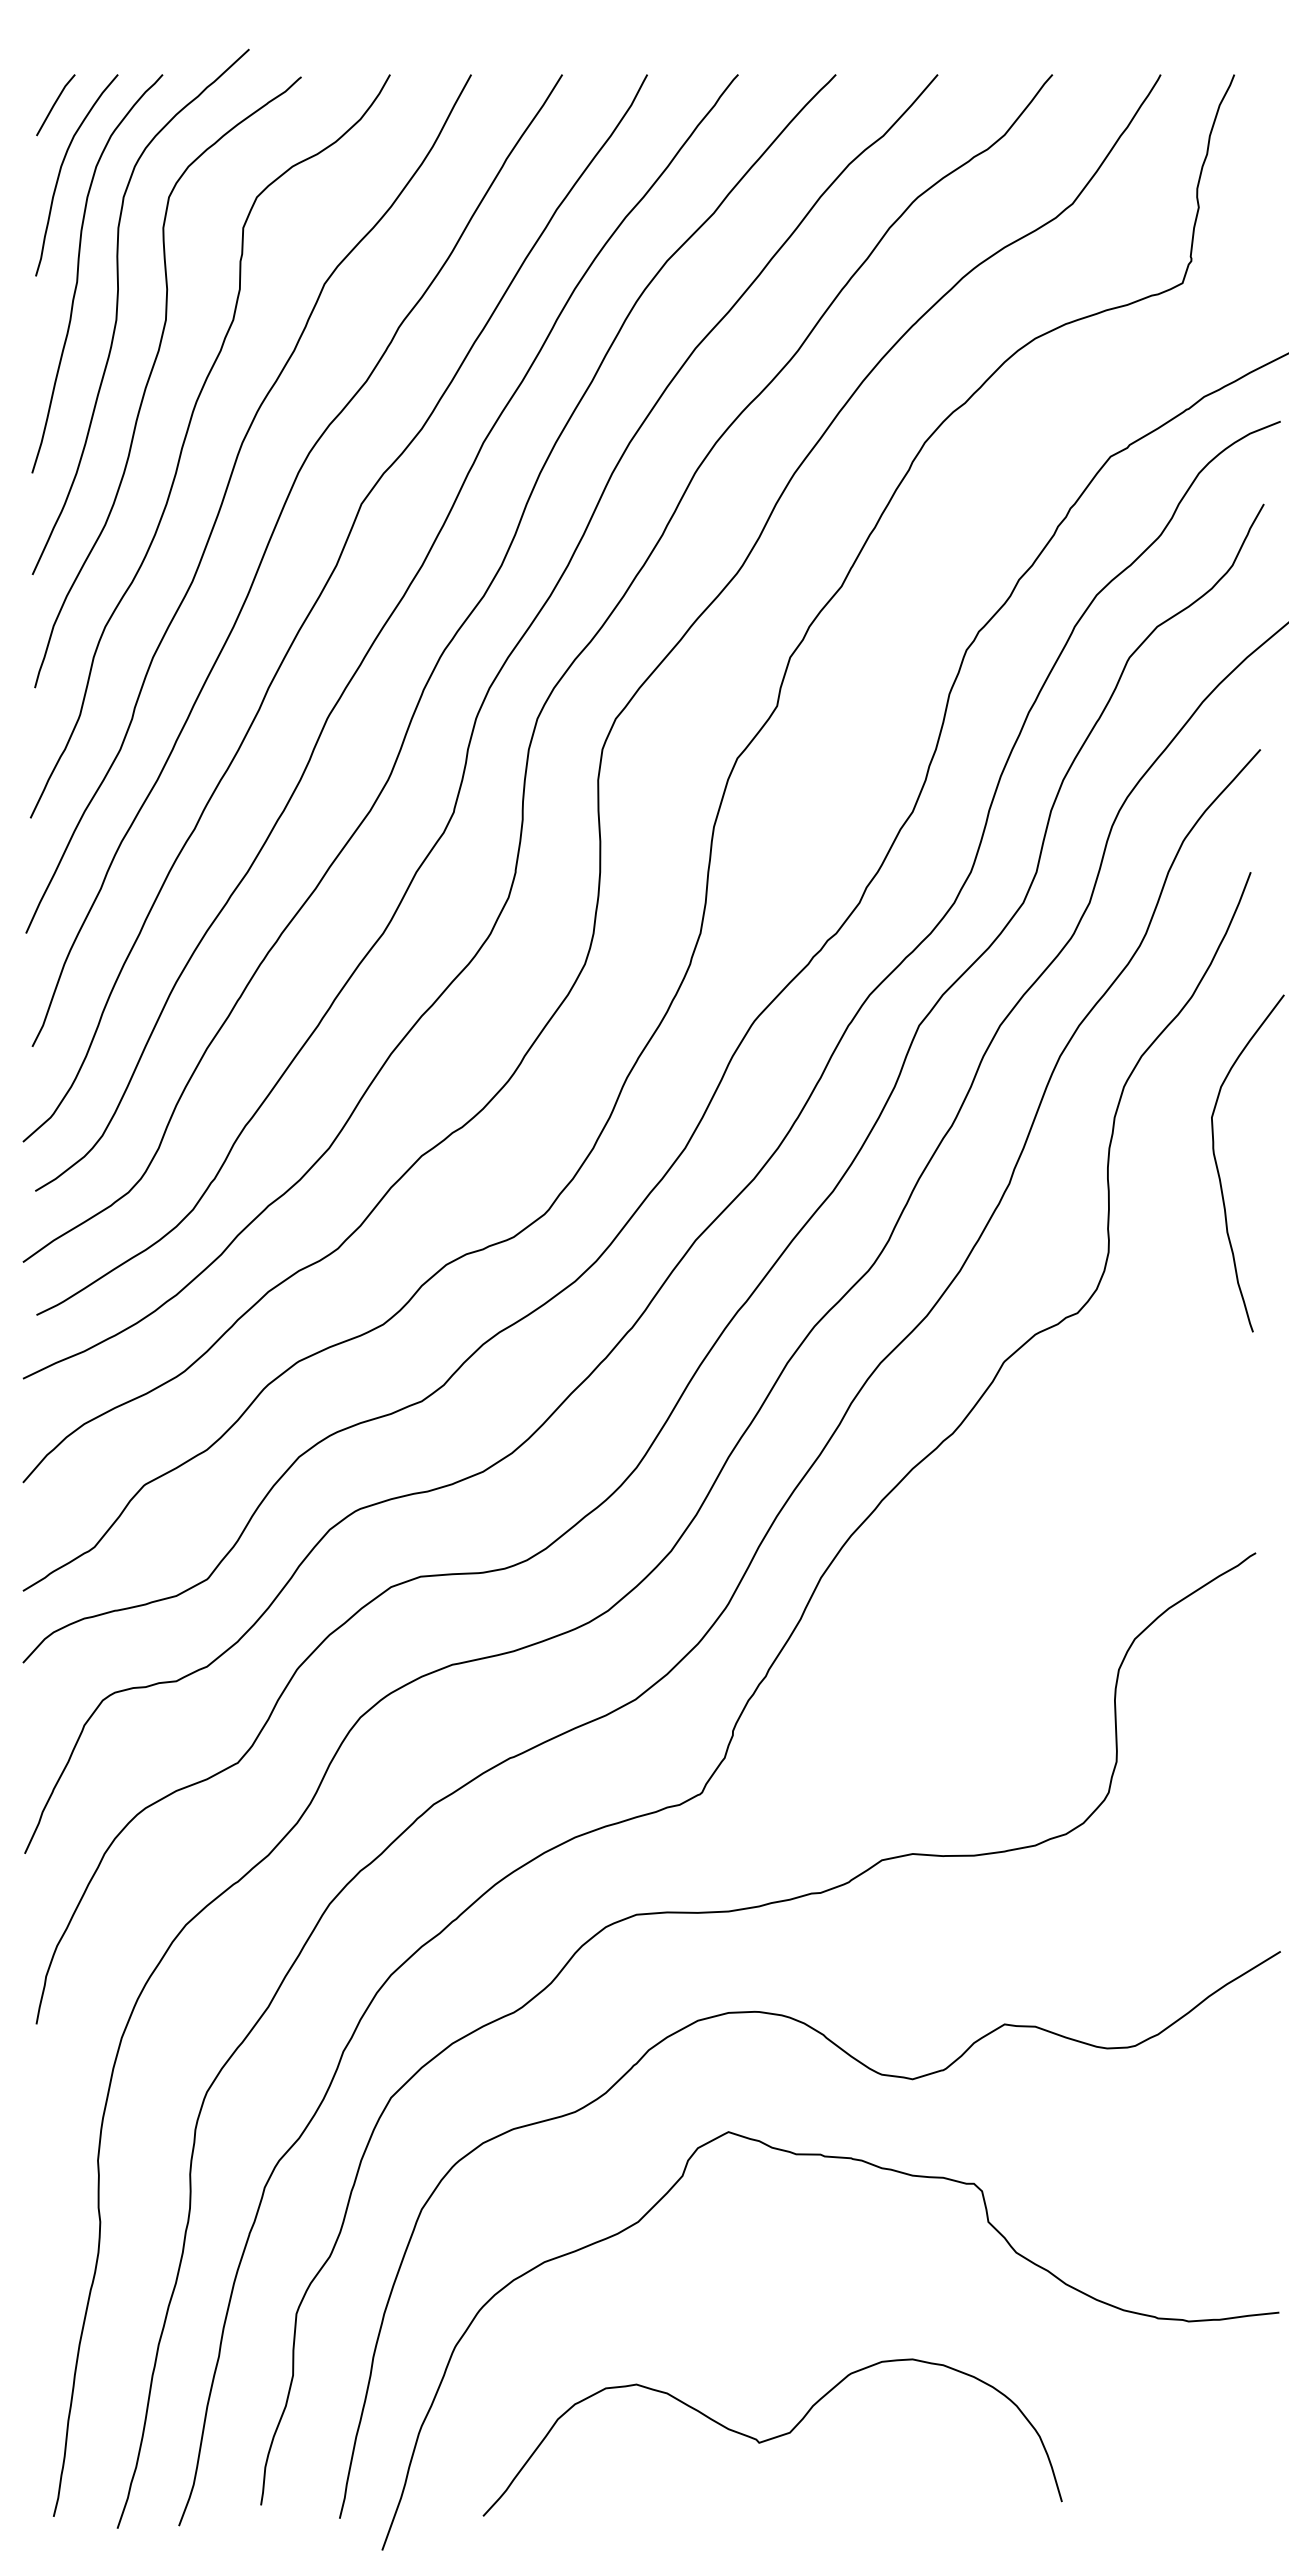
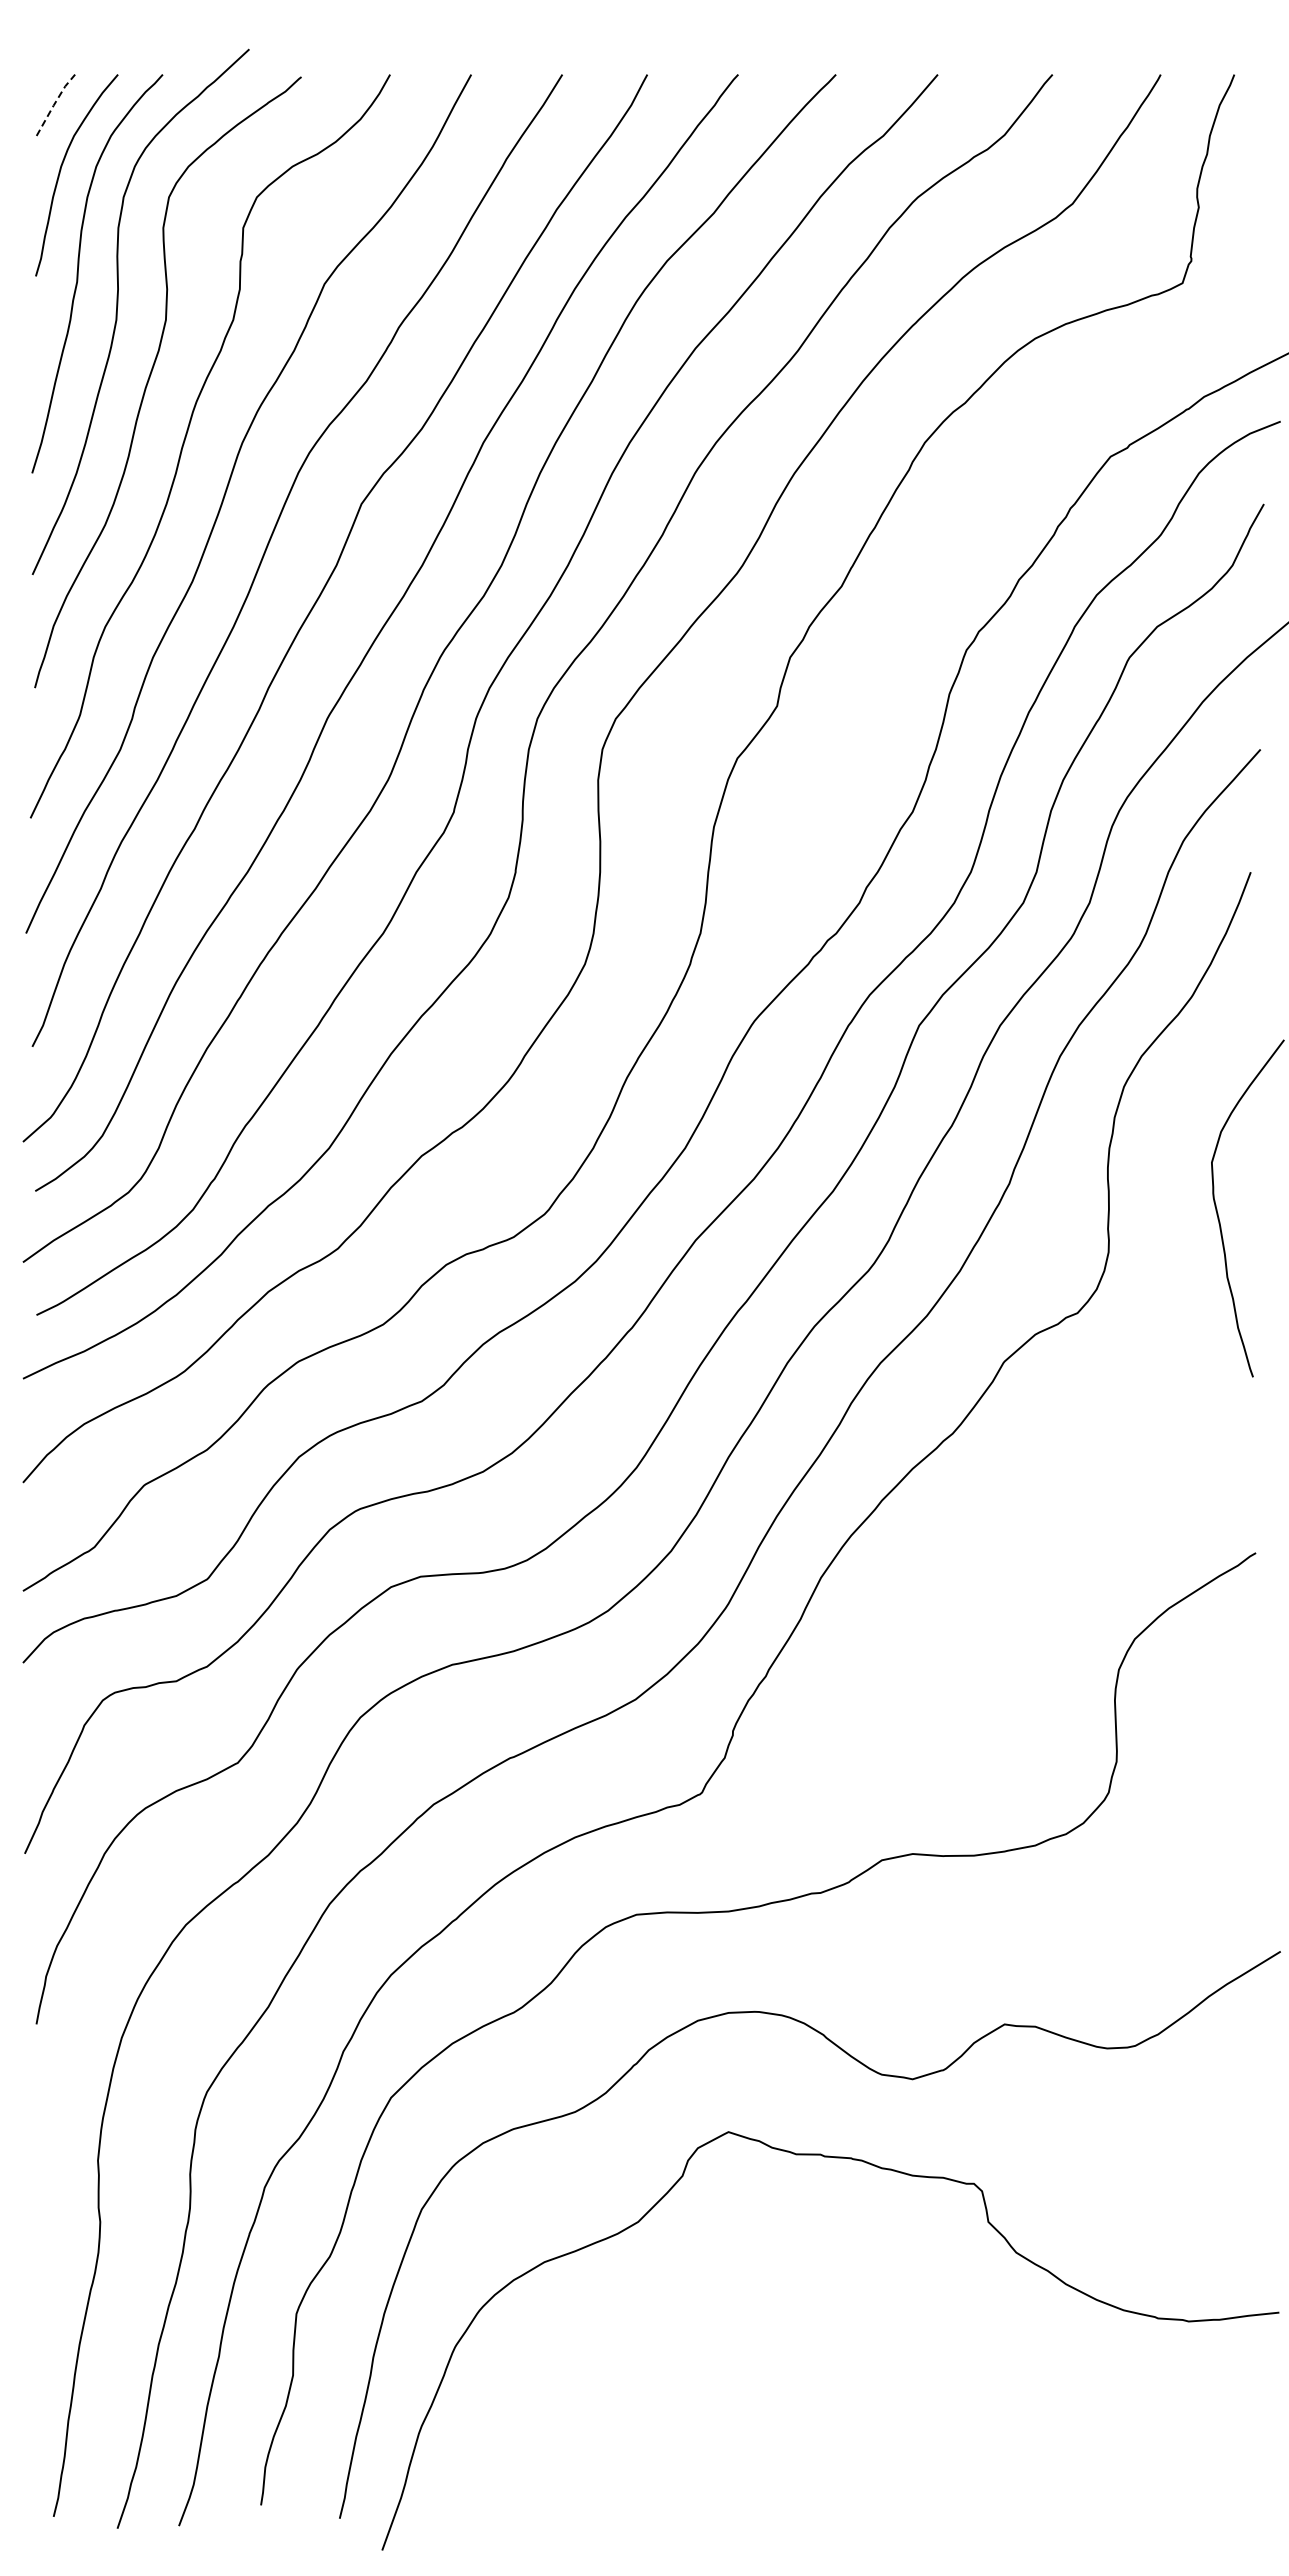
line: solid -> dashed (54, 103)
curve position: (1219, 1172) -> (1219, 1217) (1219, 1217)
curve: present -> none (772, 2437)
